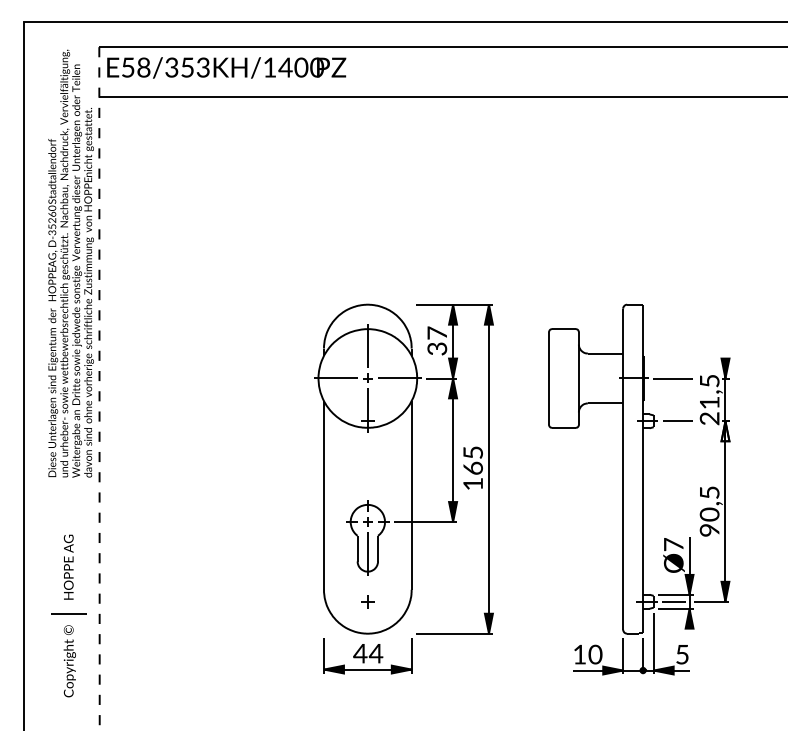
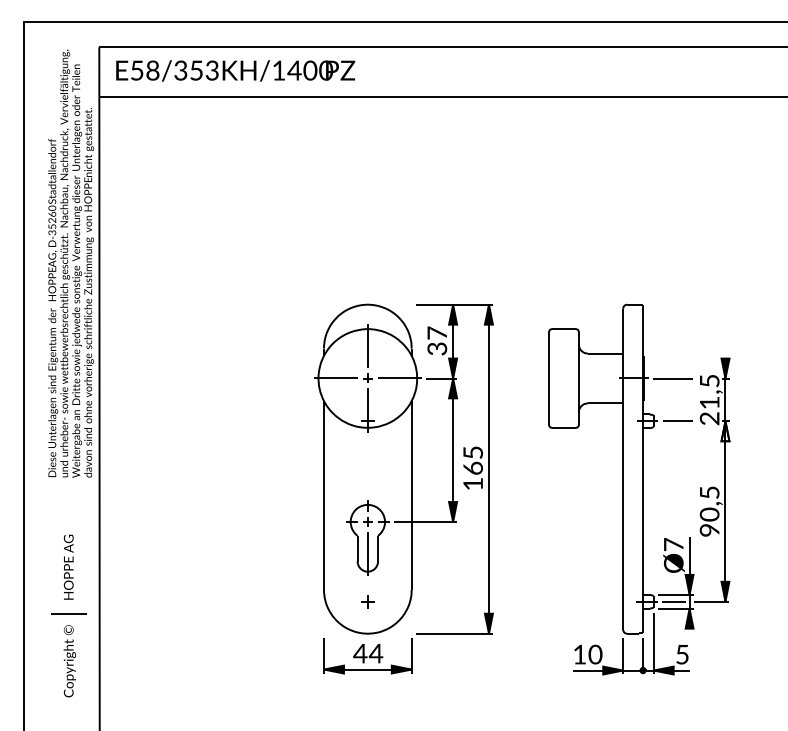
text position: (226, 67) -> (235, 70) (235, 70)
line: dashed -> solid (99, 388)
